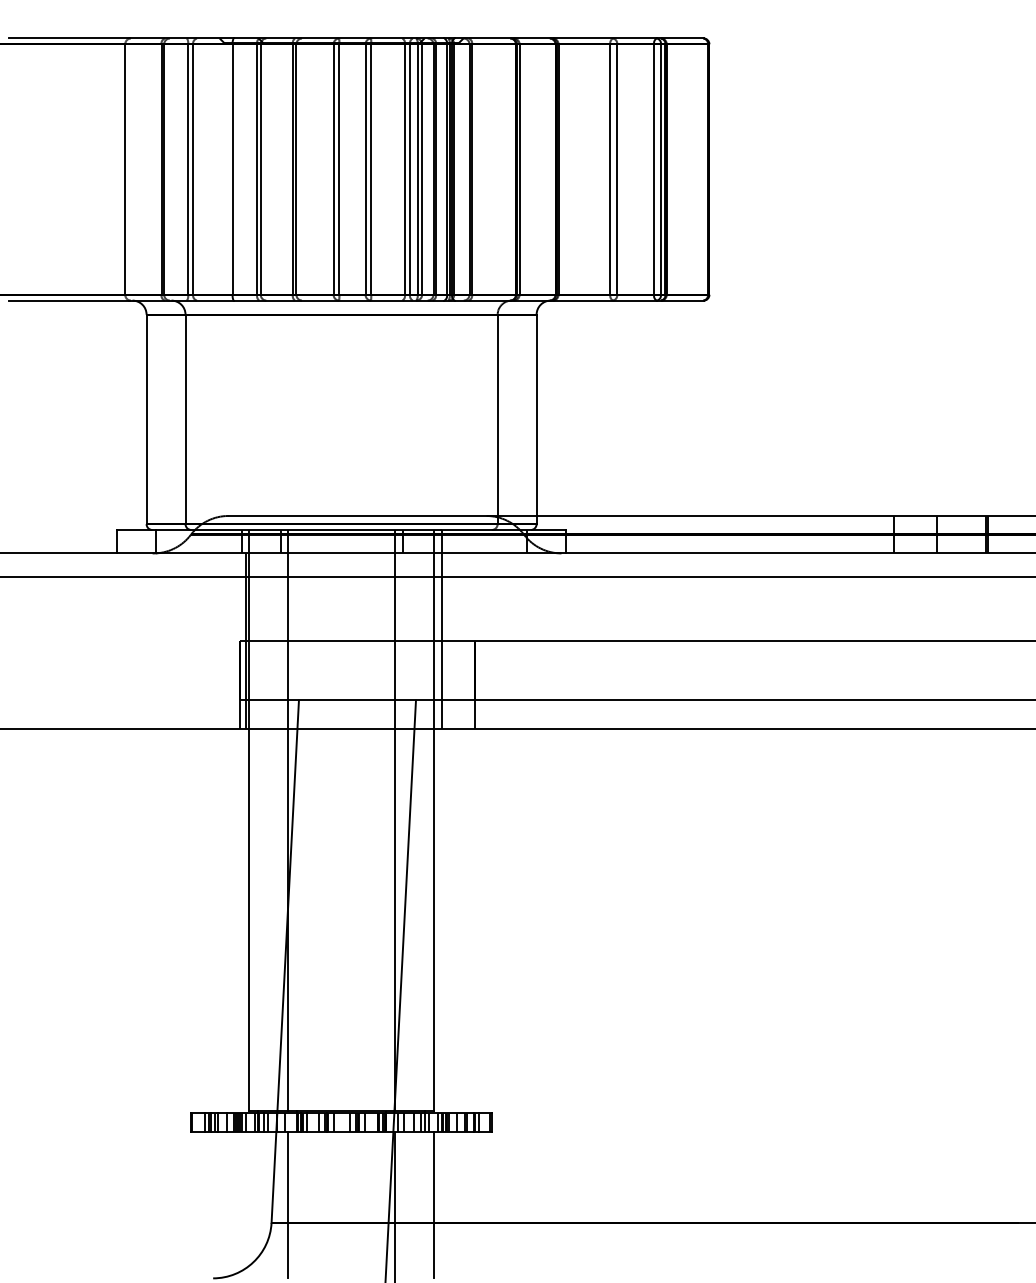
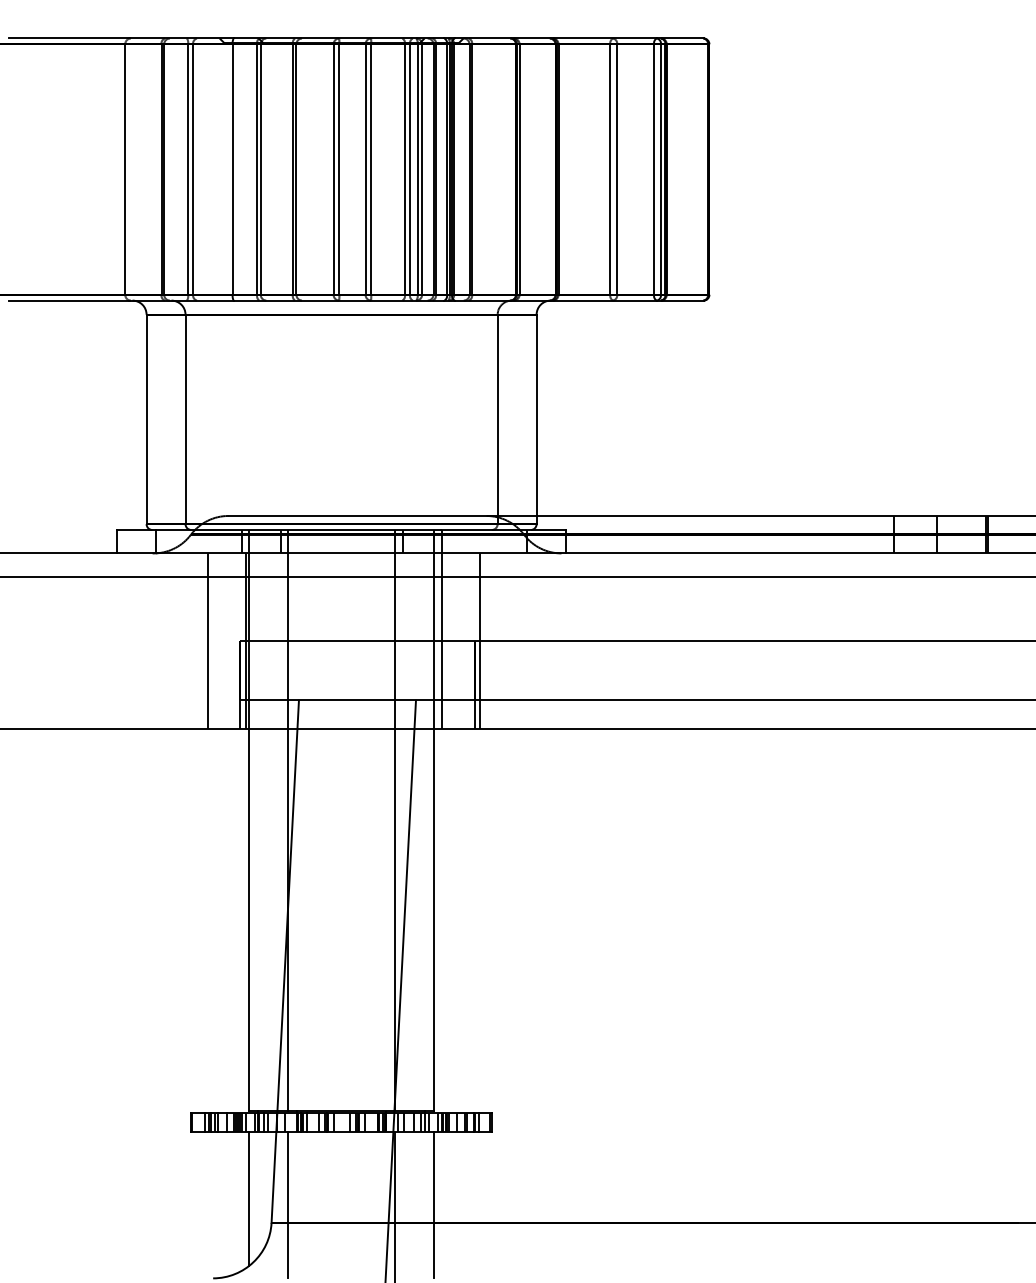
line: none -> present (208, 640)
line: none -> present (479, 640)
line: none -> present (248, 1199)
